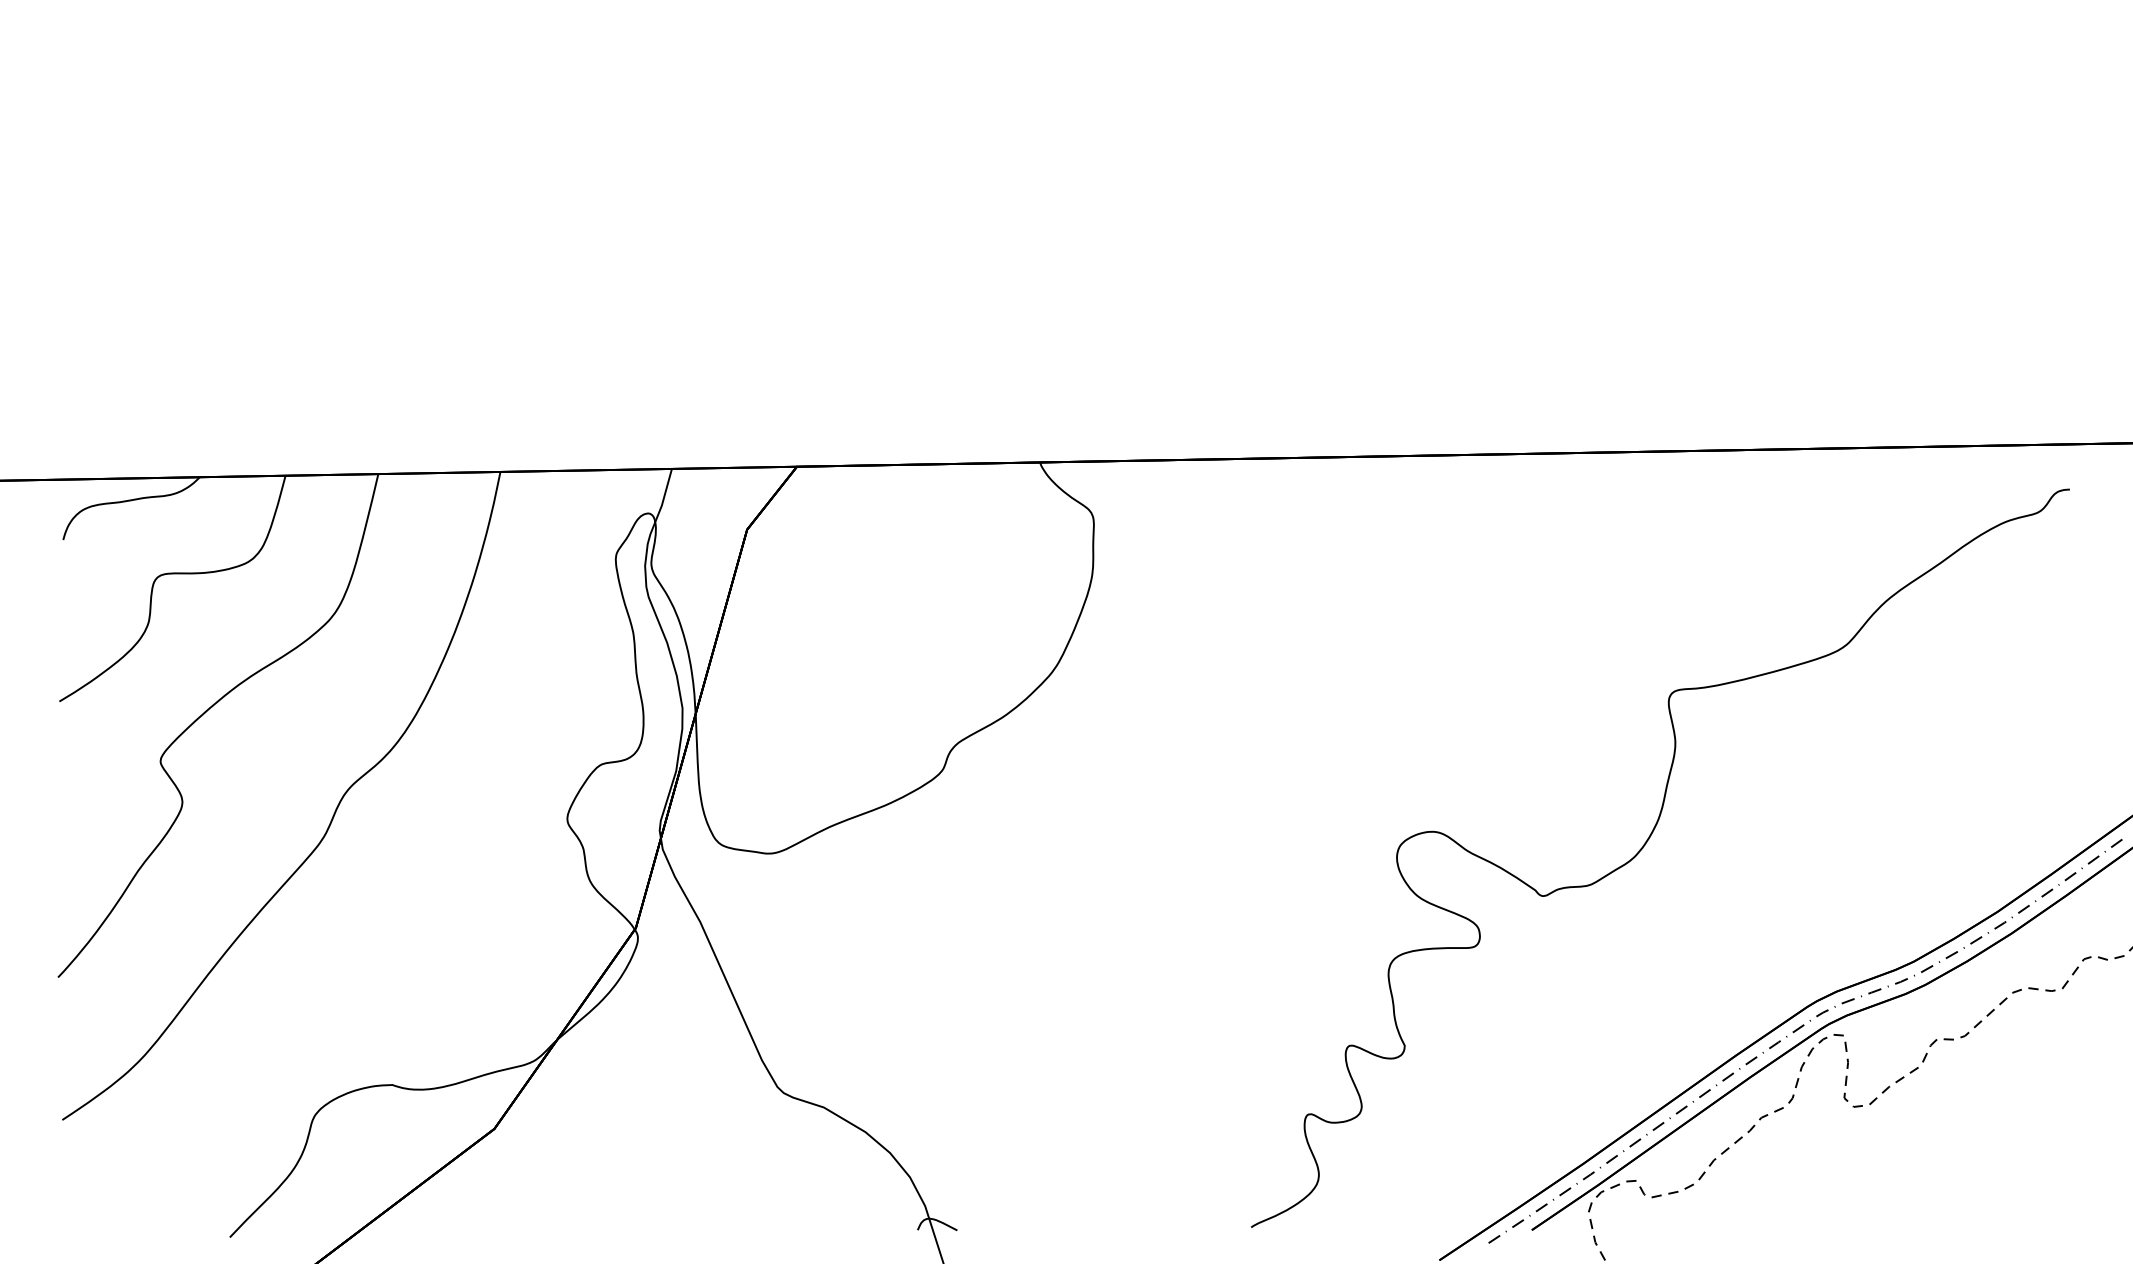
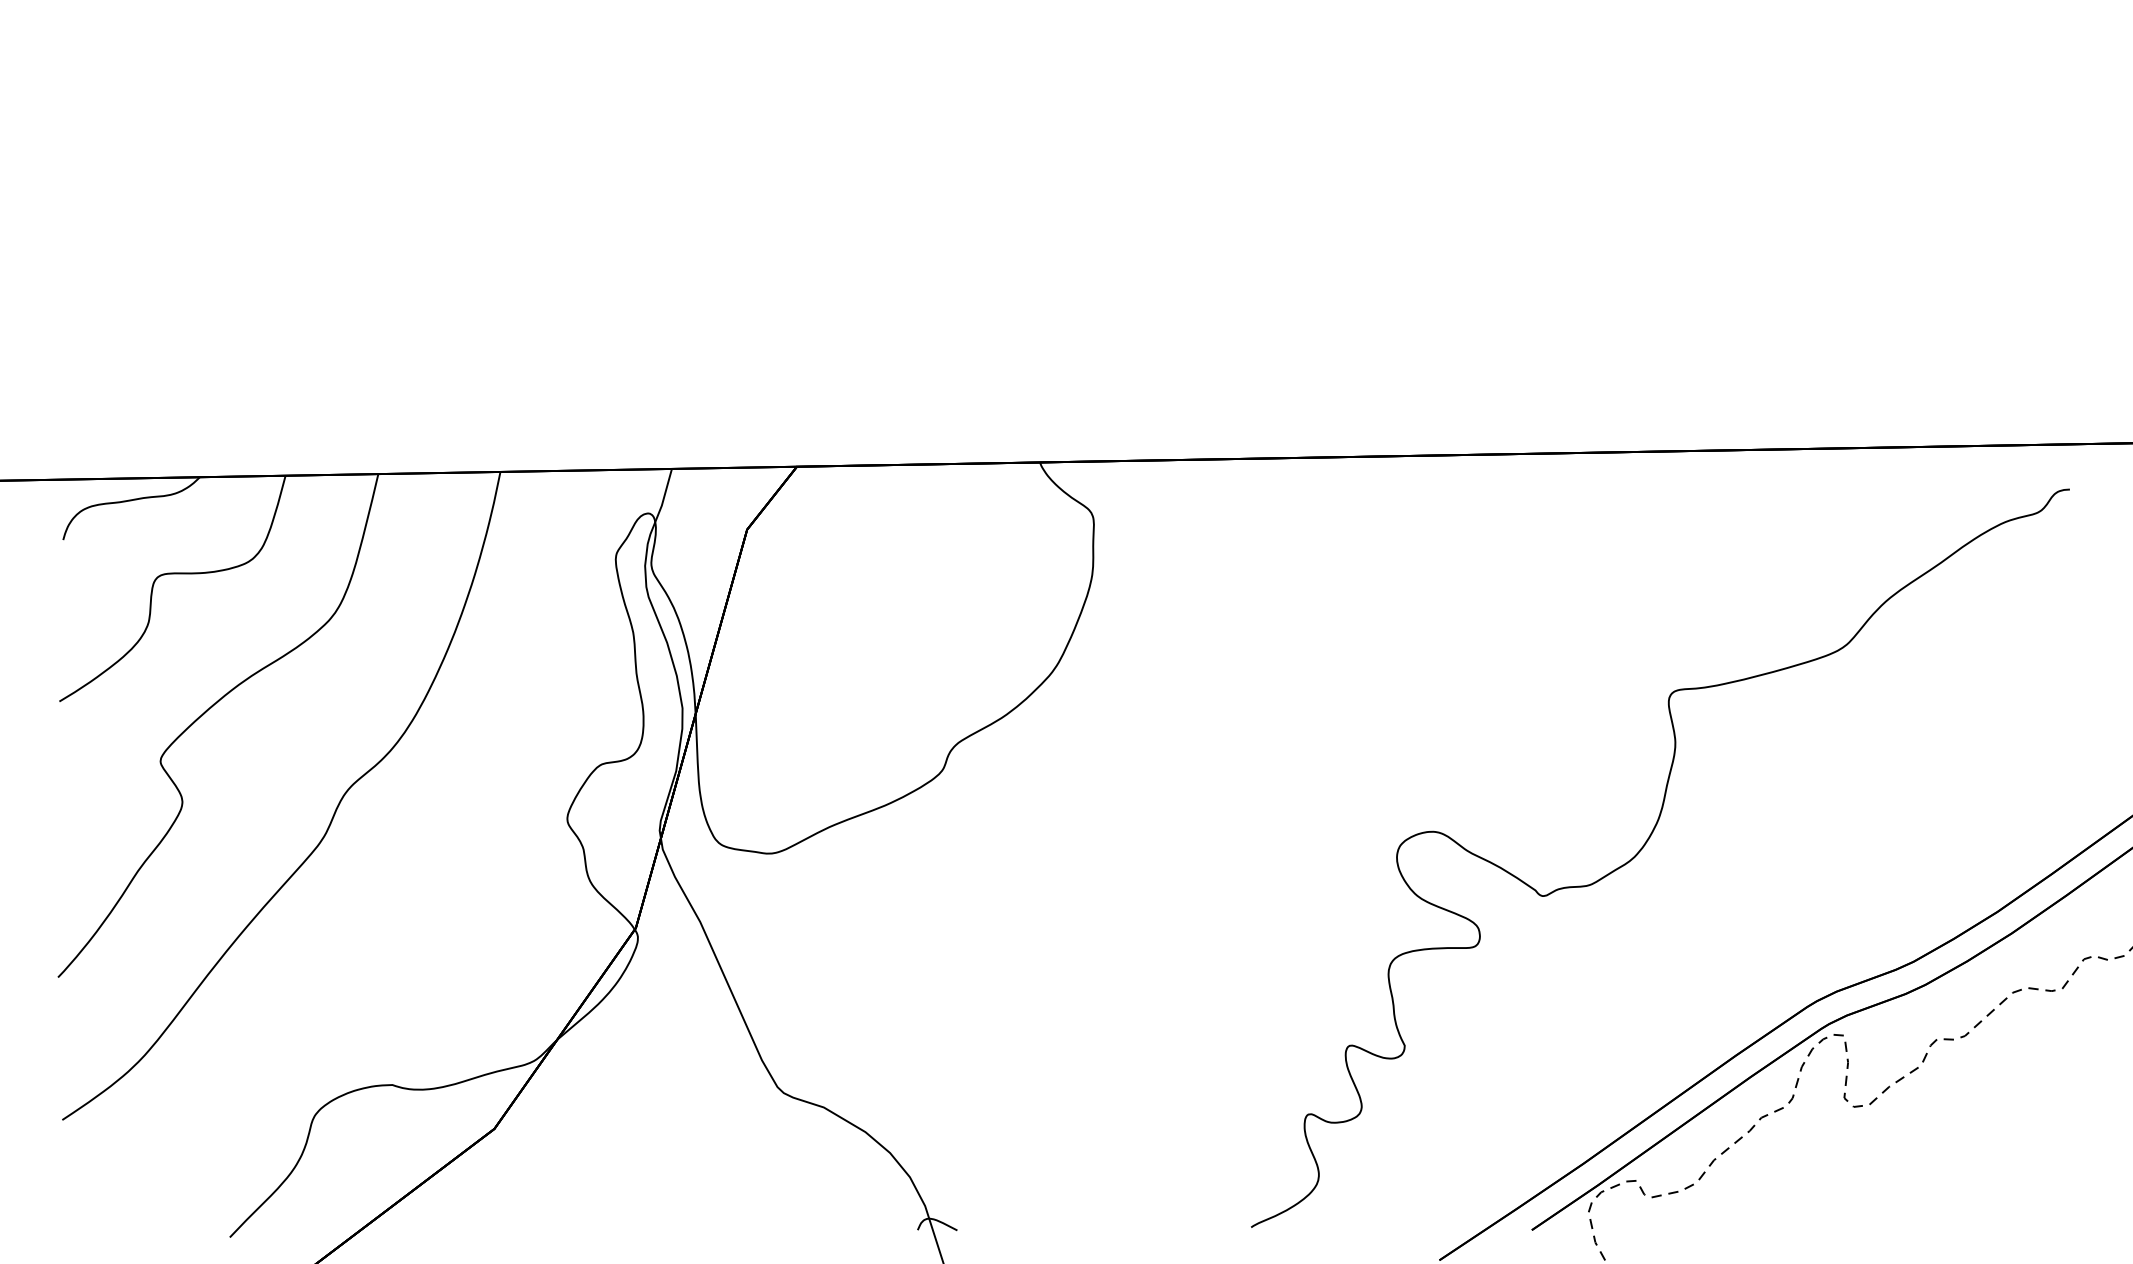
curve: present -> none (1799, 1029)
